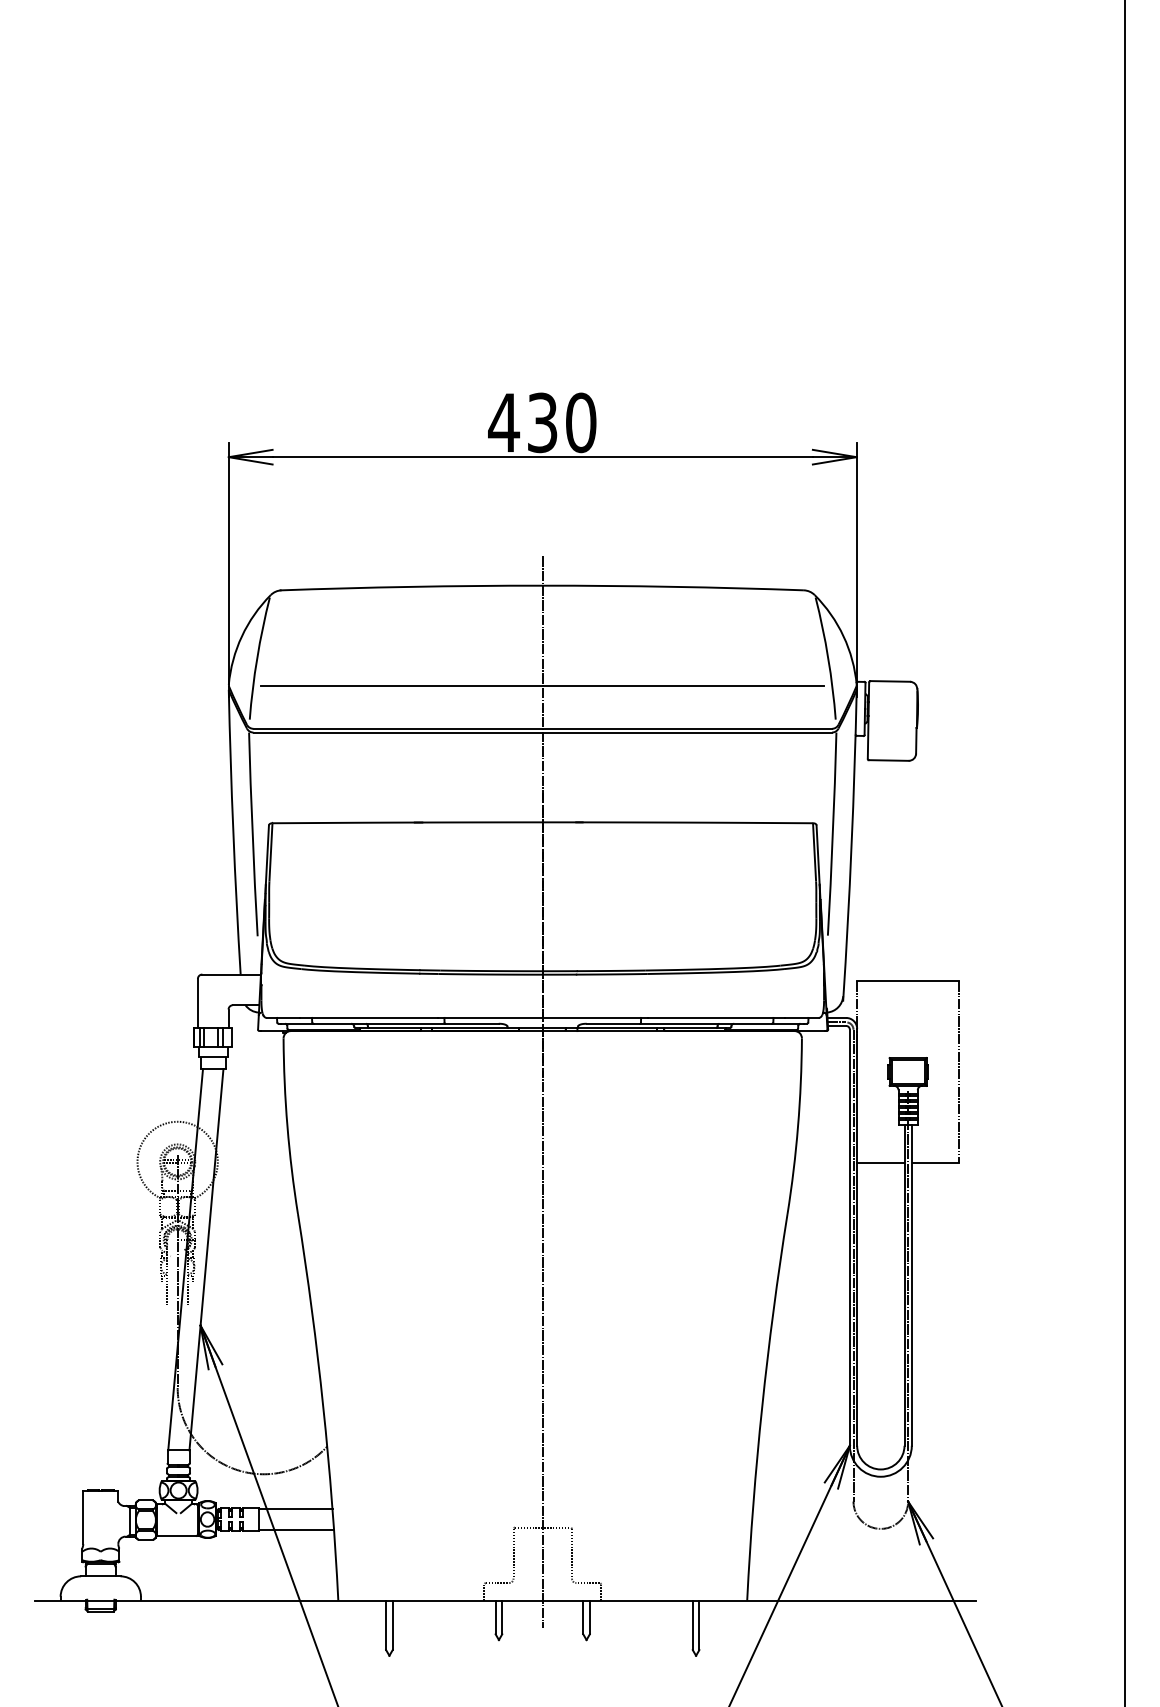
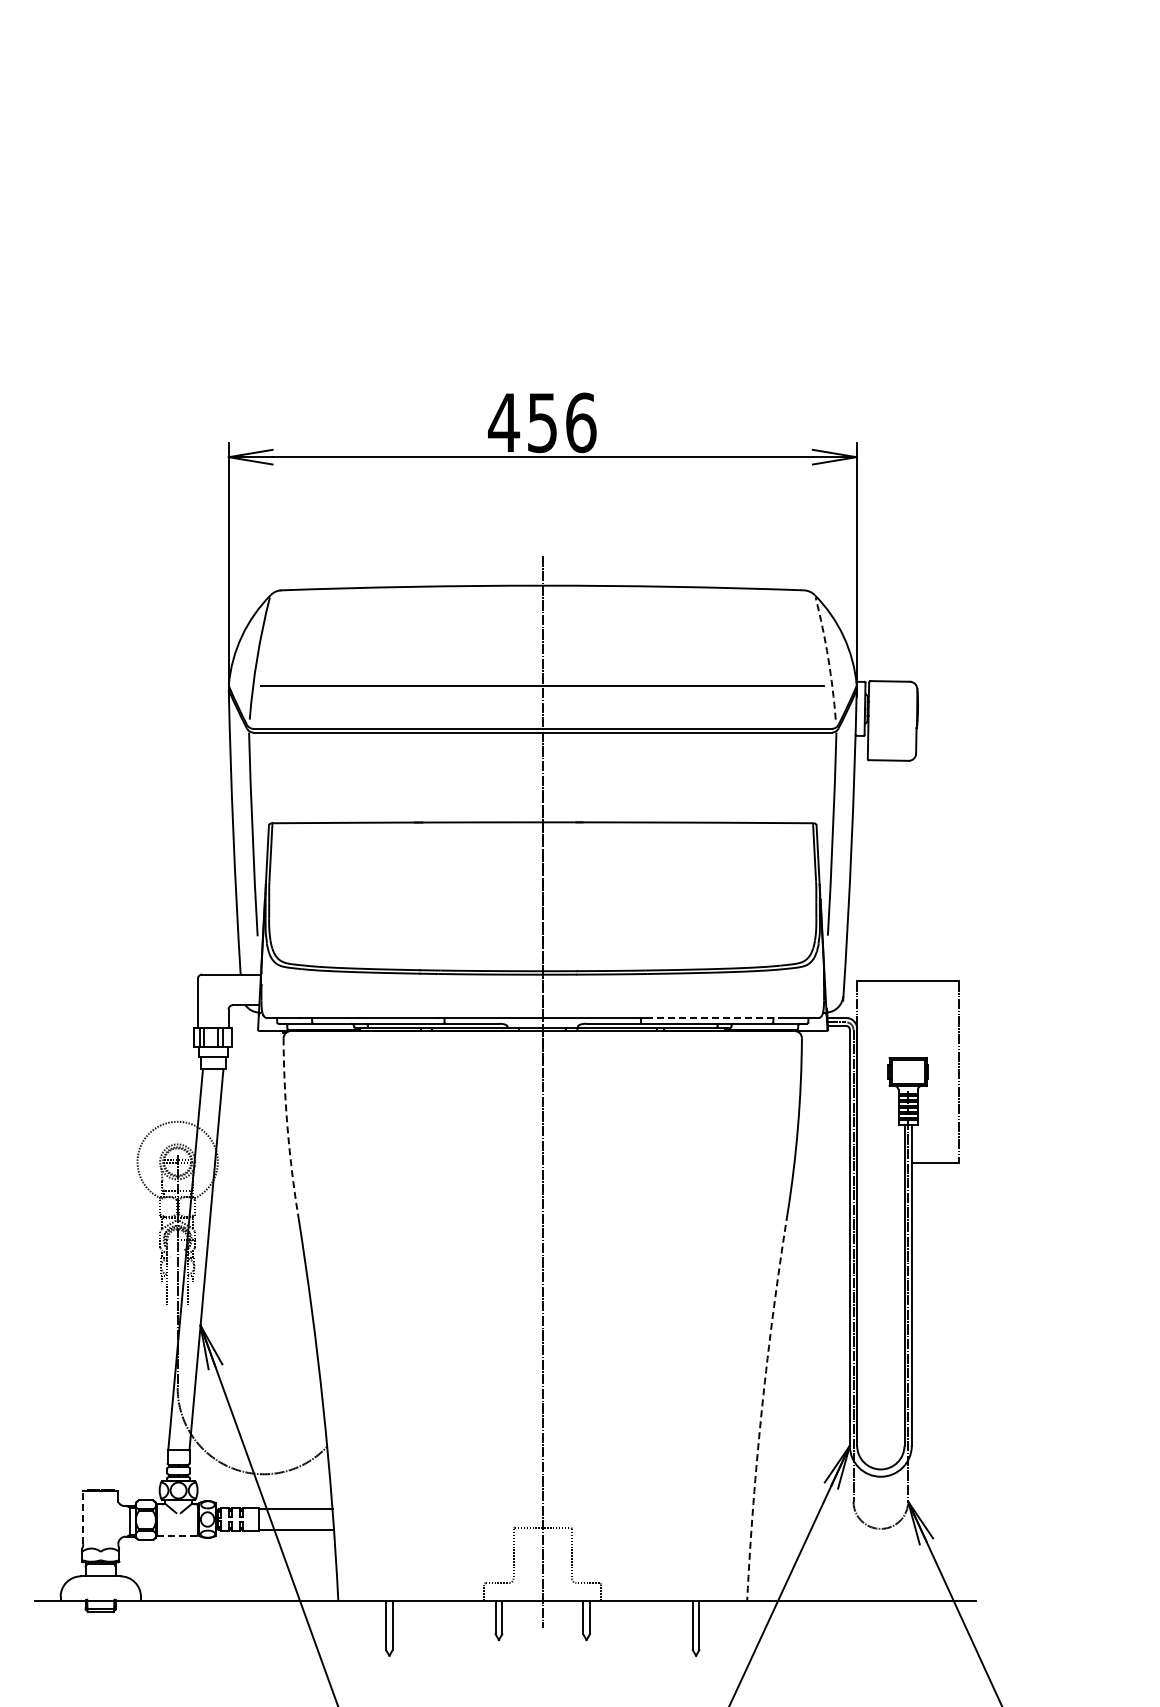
text: 430 -> 456 (562, 422)
arc: solid -> dashed (828, 658)
line: present -> none (1125, 852)
line: solid -> dashed (716, 1017)
arc: solid -> dashed (287, 1126)
line: present -> none (880, 1162)
arc: solid -> dashed (762, 1406)
line: solid -> dashed (83, 1517)
line: solid -> dashed (177, 1535)
